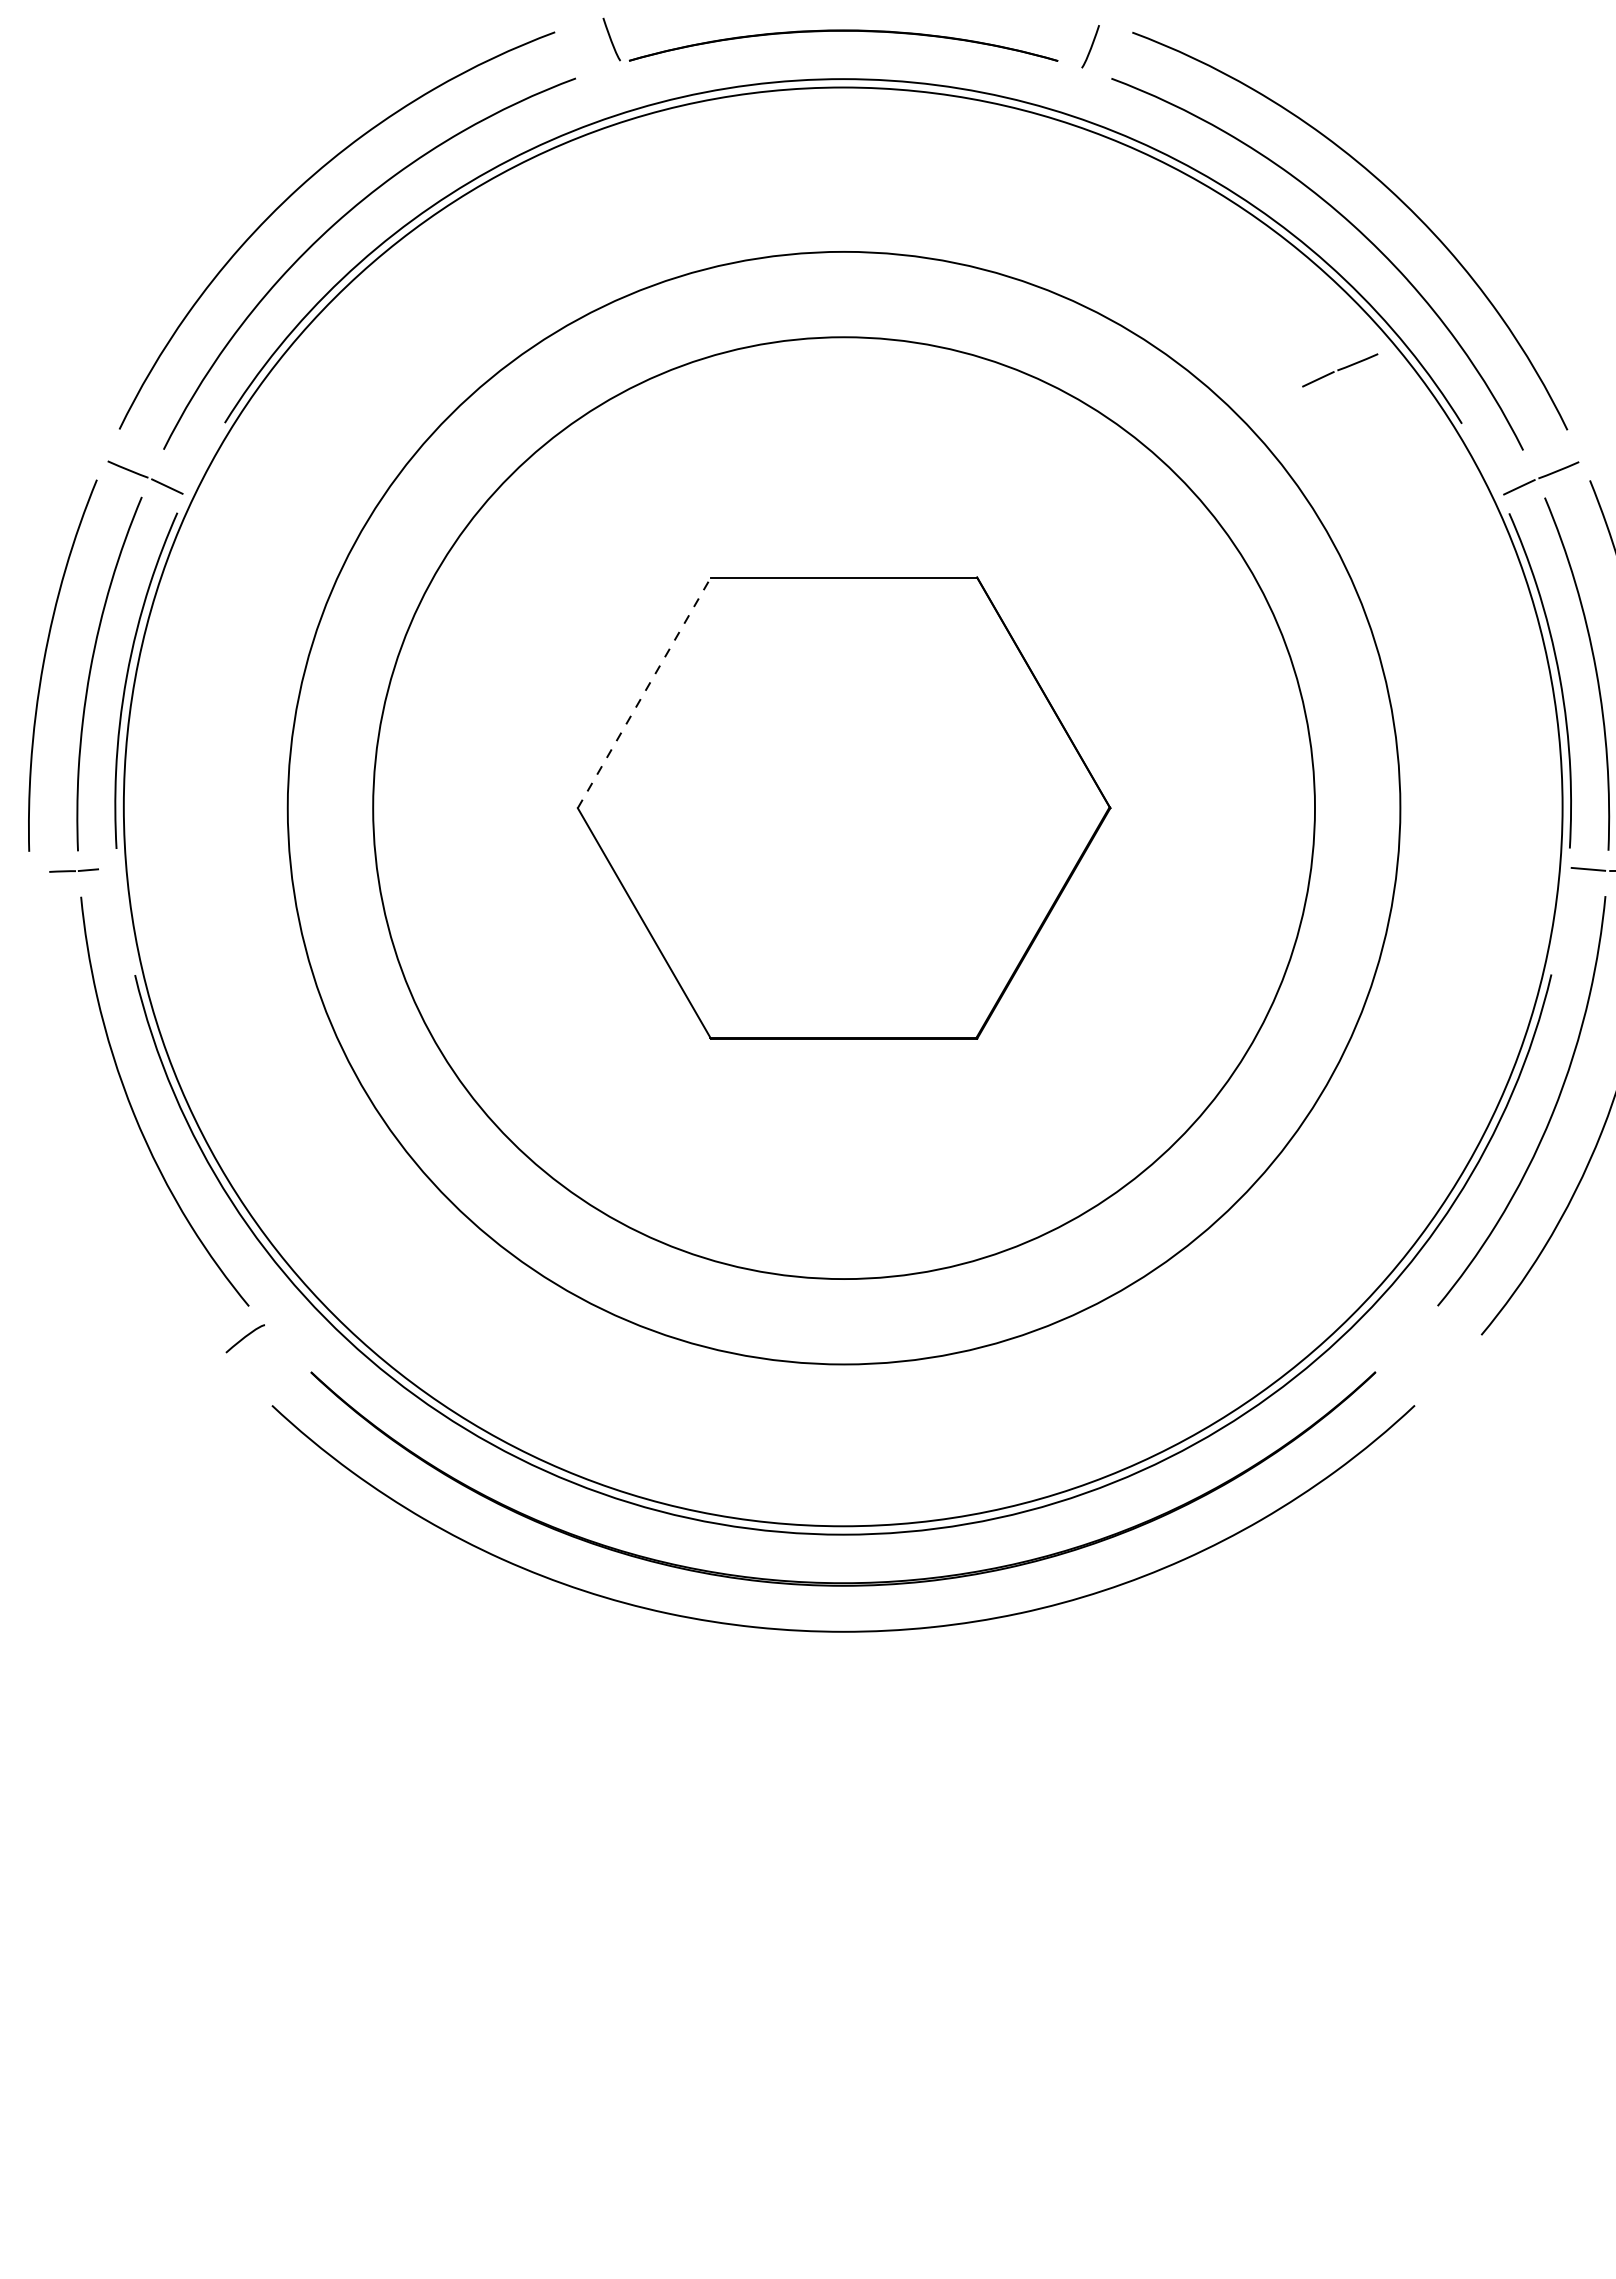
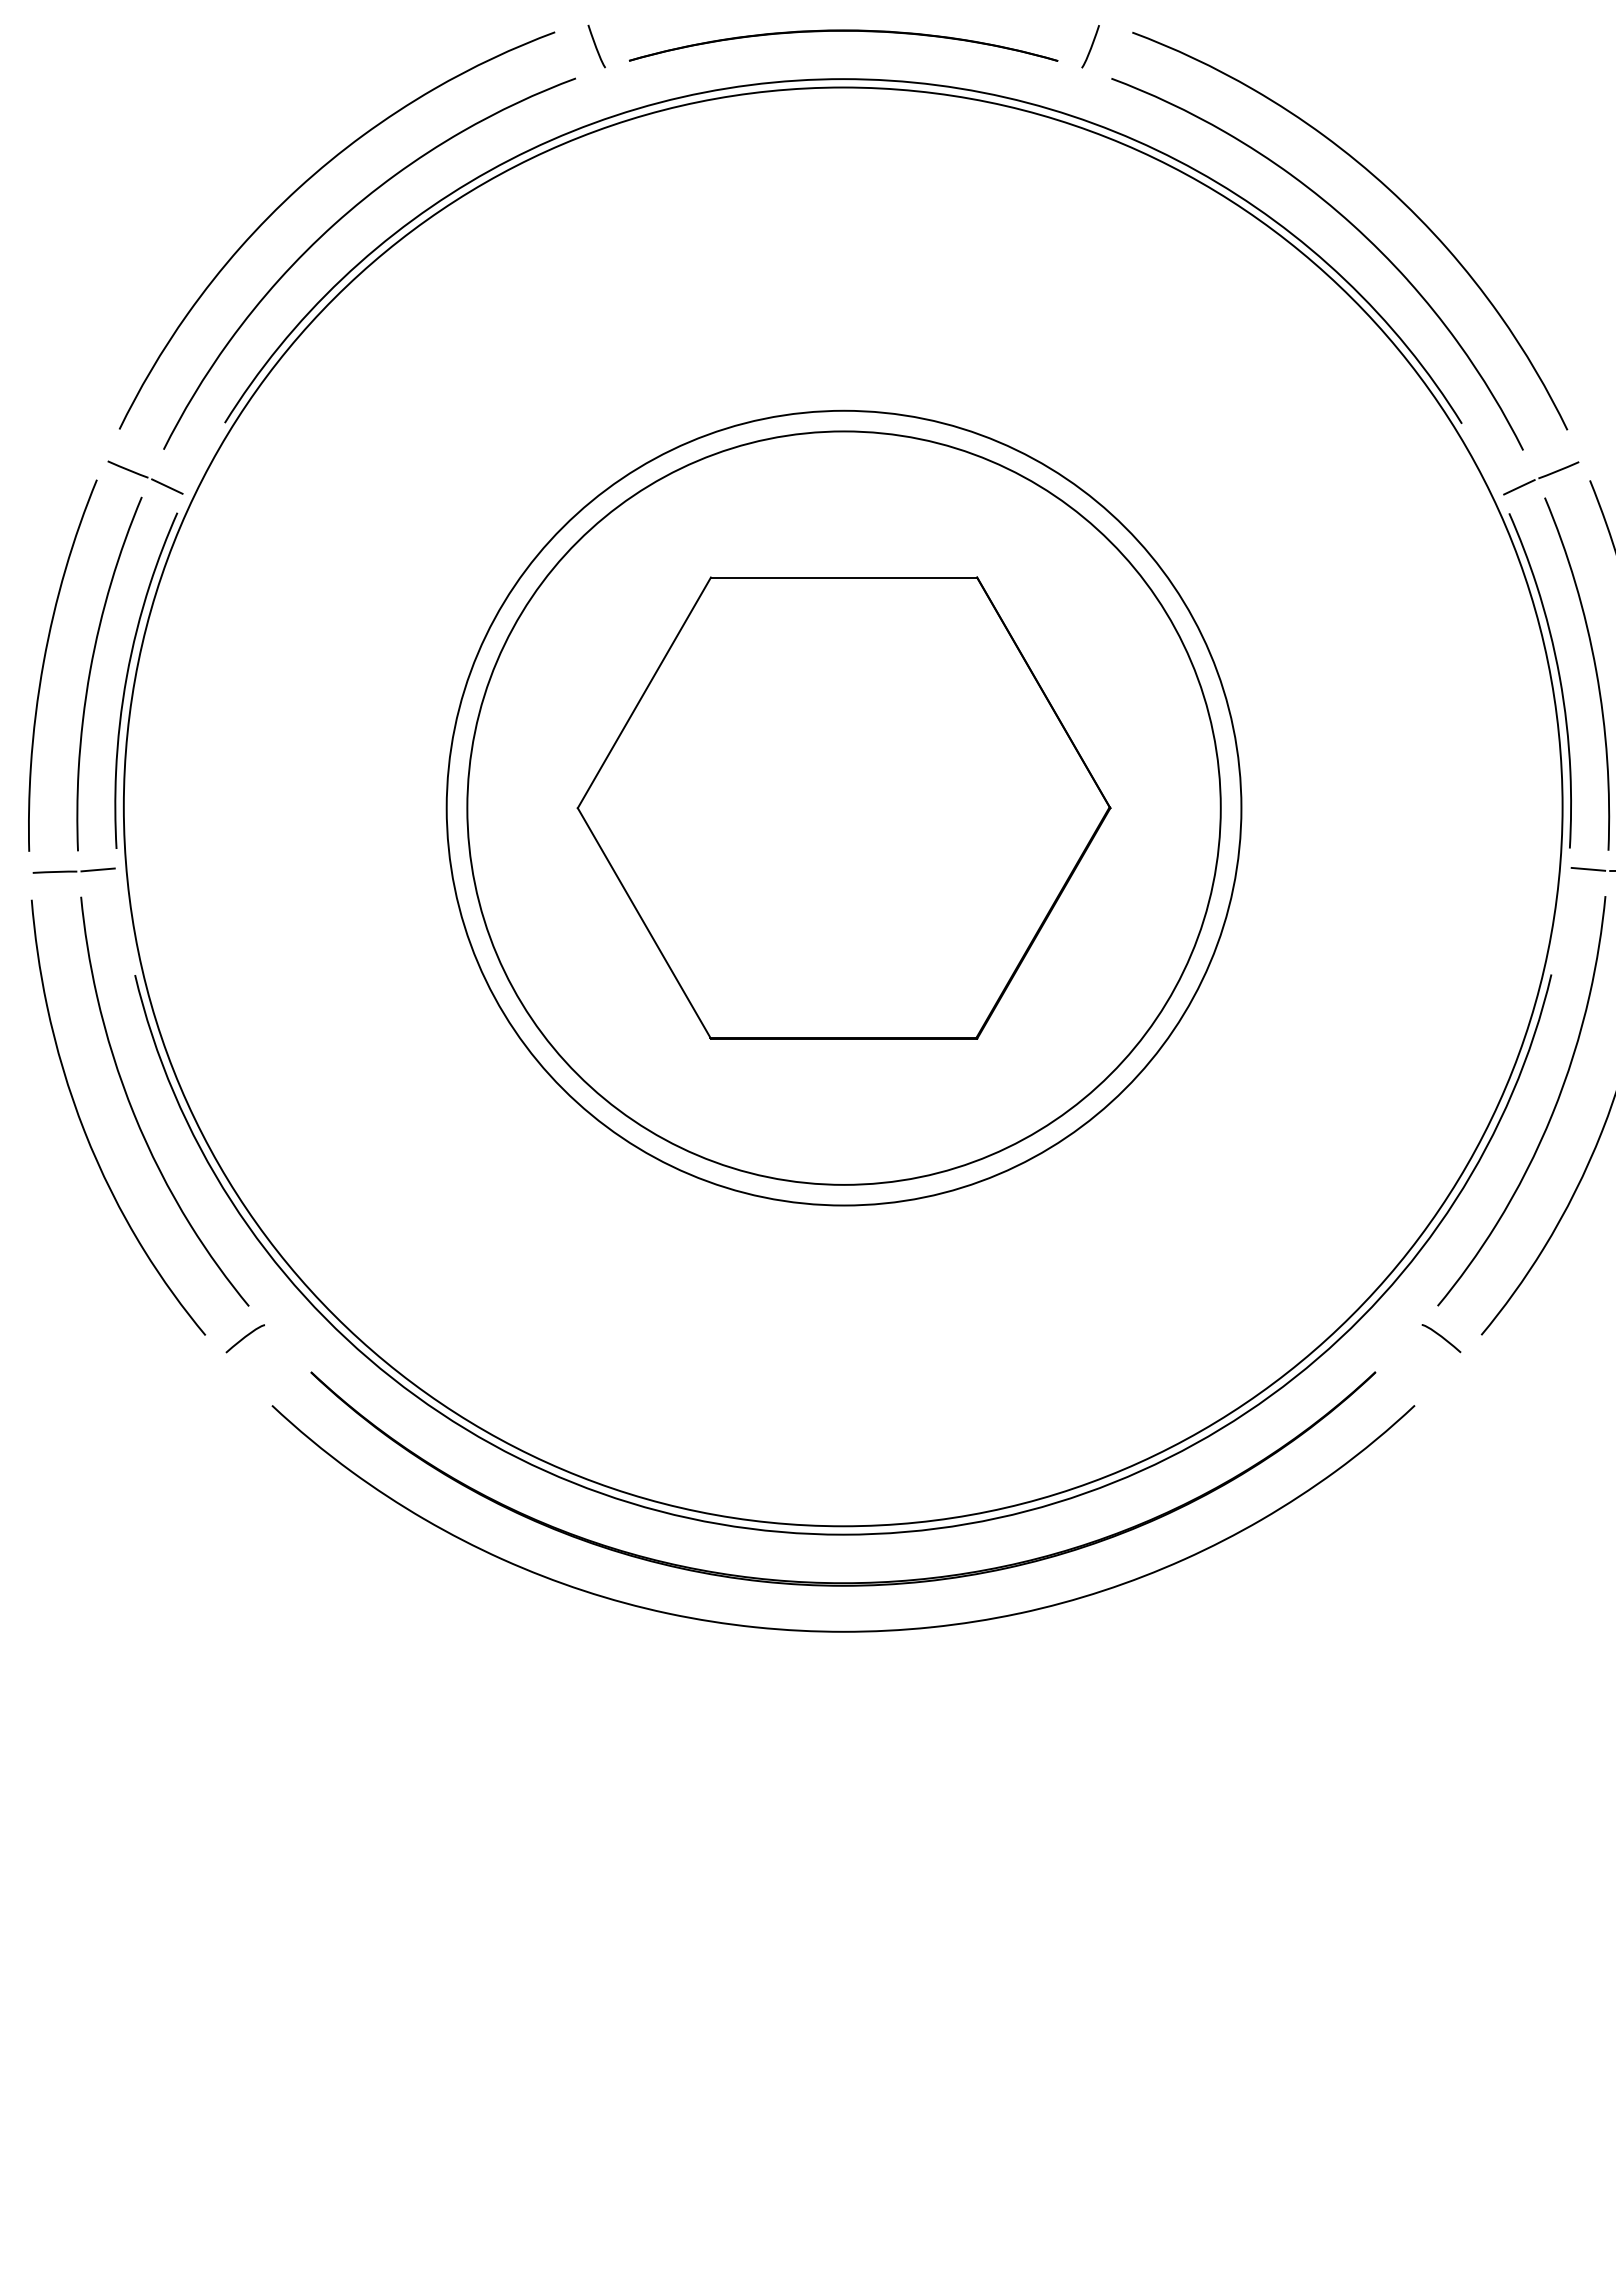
line position: (611, 39) -> (596, 46) (596, 46)
part: present -> none (1340, 370)
line: dashed -> solid (644, 692)
circle diameter: 1113 px -> 795 px (843, 807)
circle diameter: 942 px -> 753 px (843, 807)
part size: 50x5 px -> 84x7 px (73, 870)
curve: none -> present (84, 1127)
curve: none -> present (1441, 1337)
